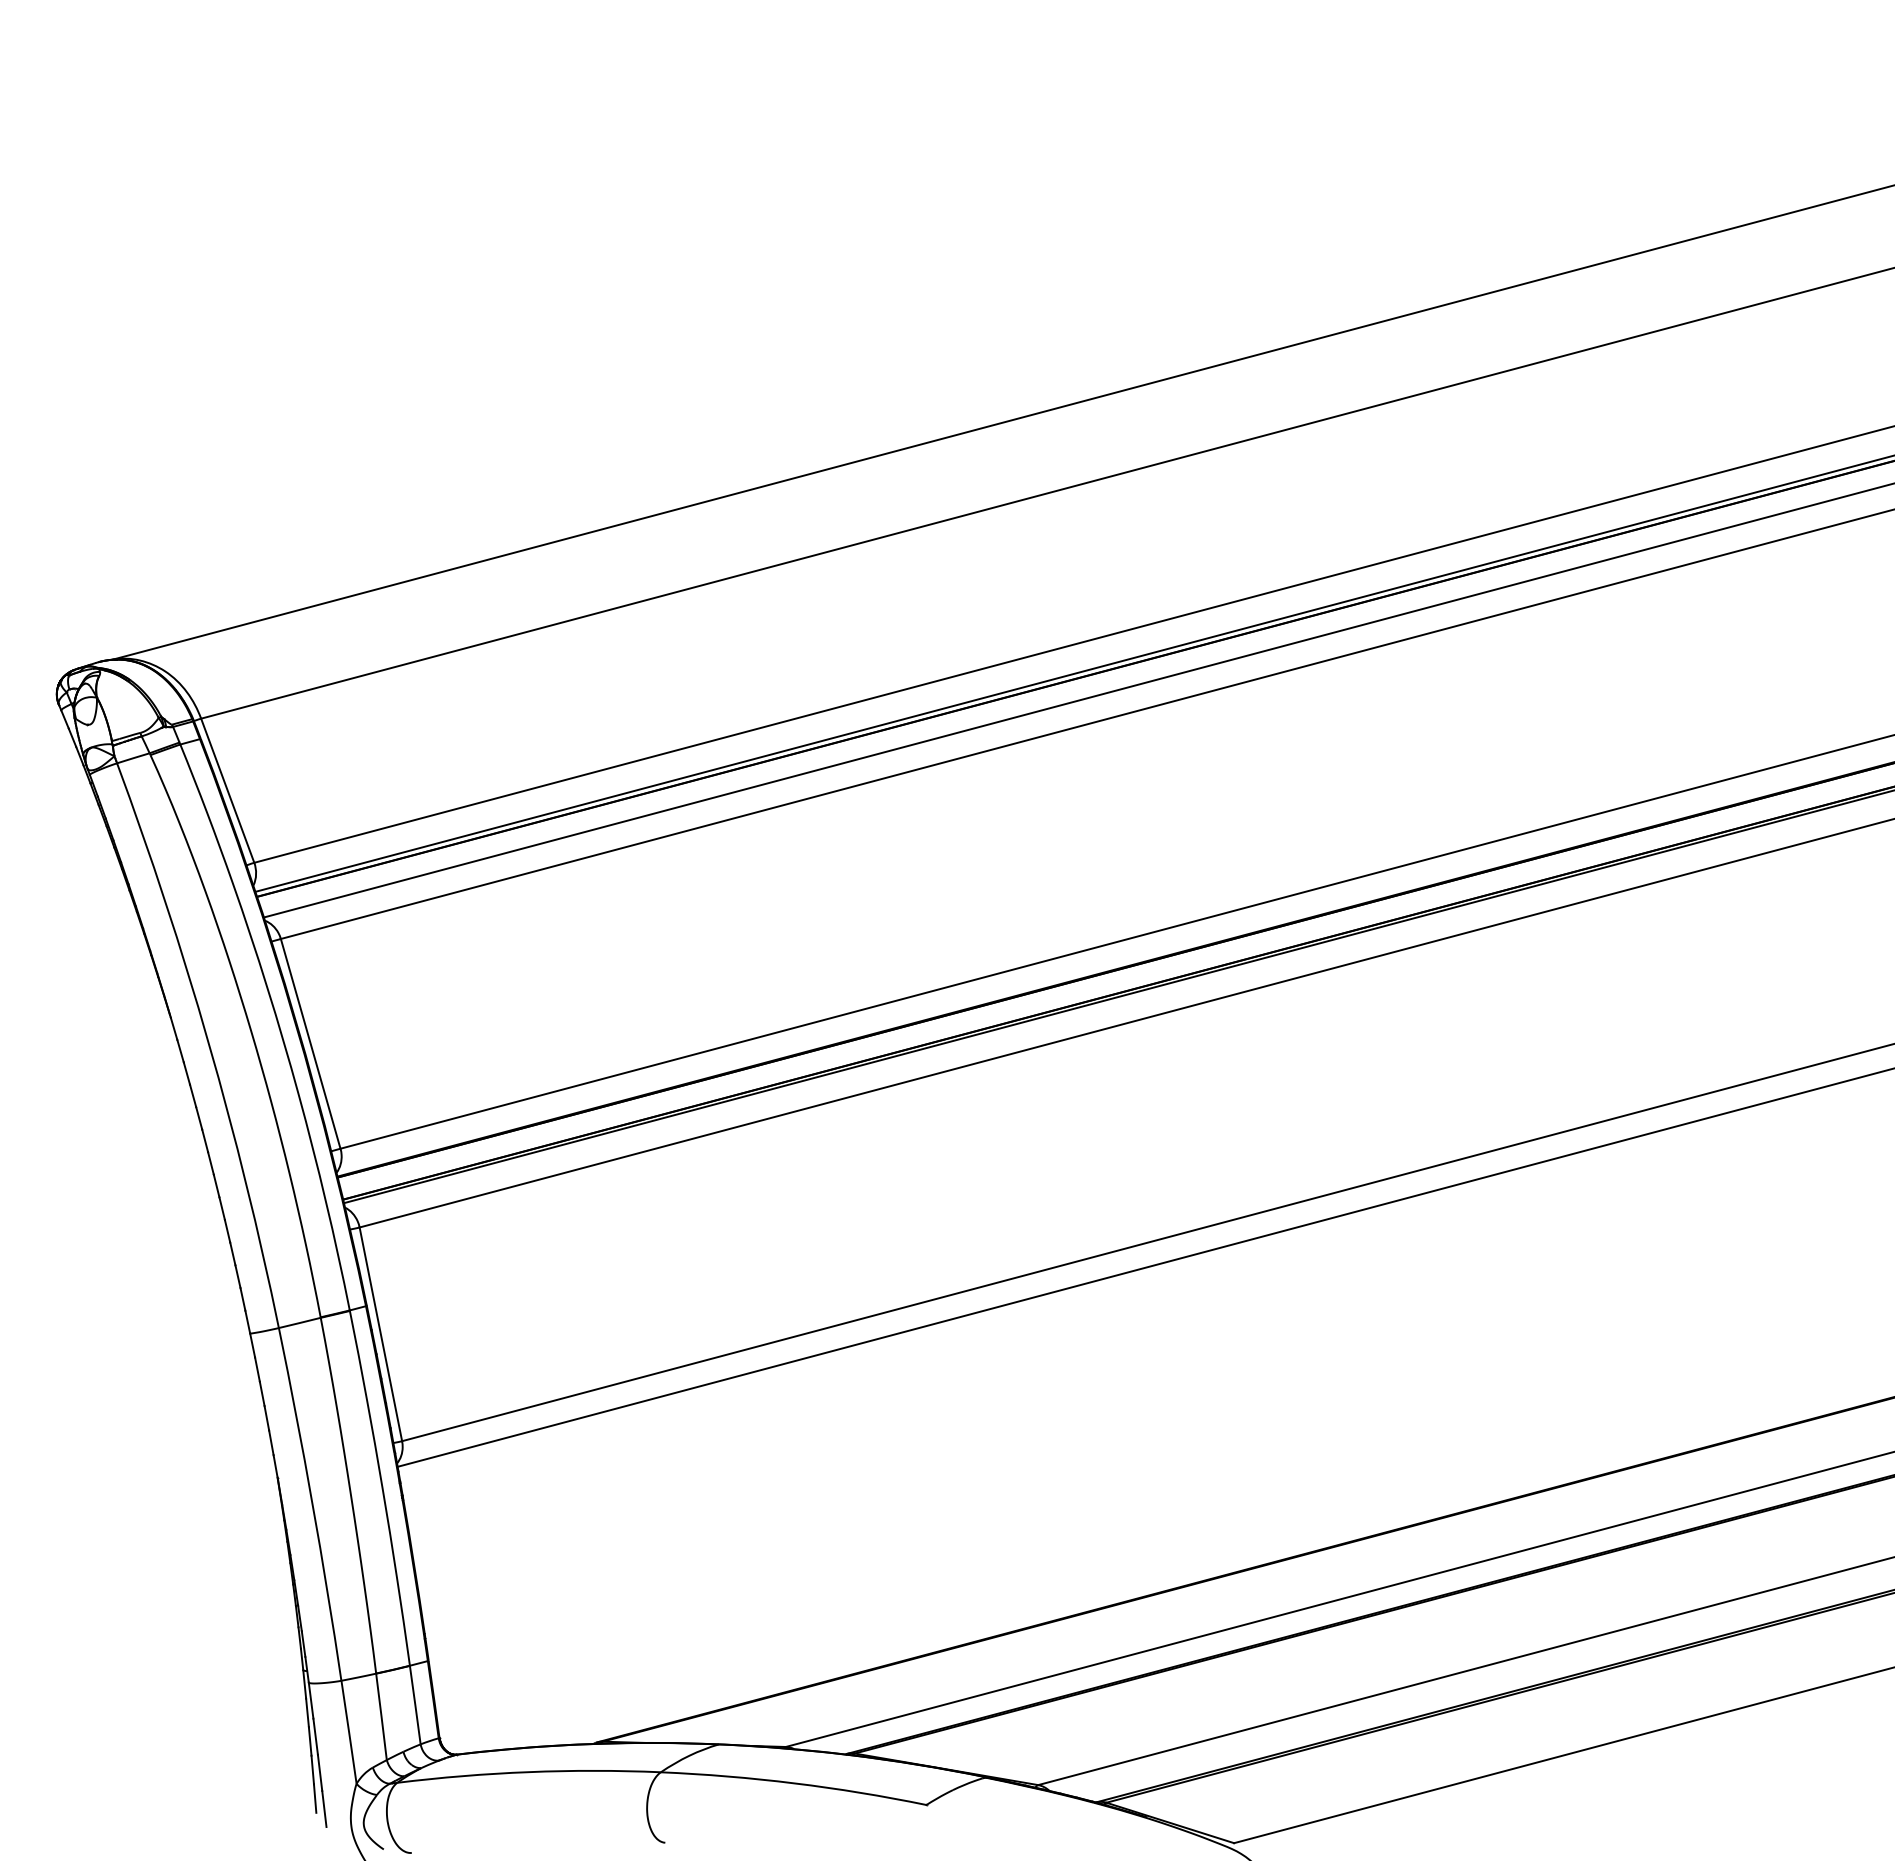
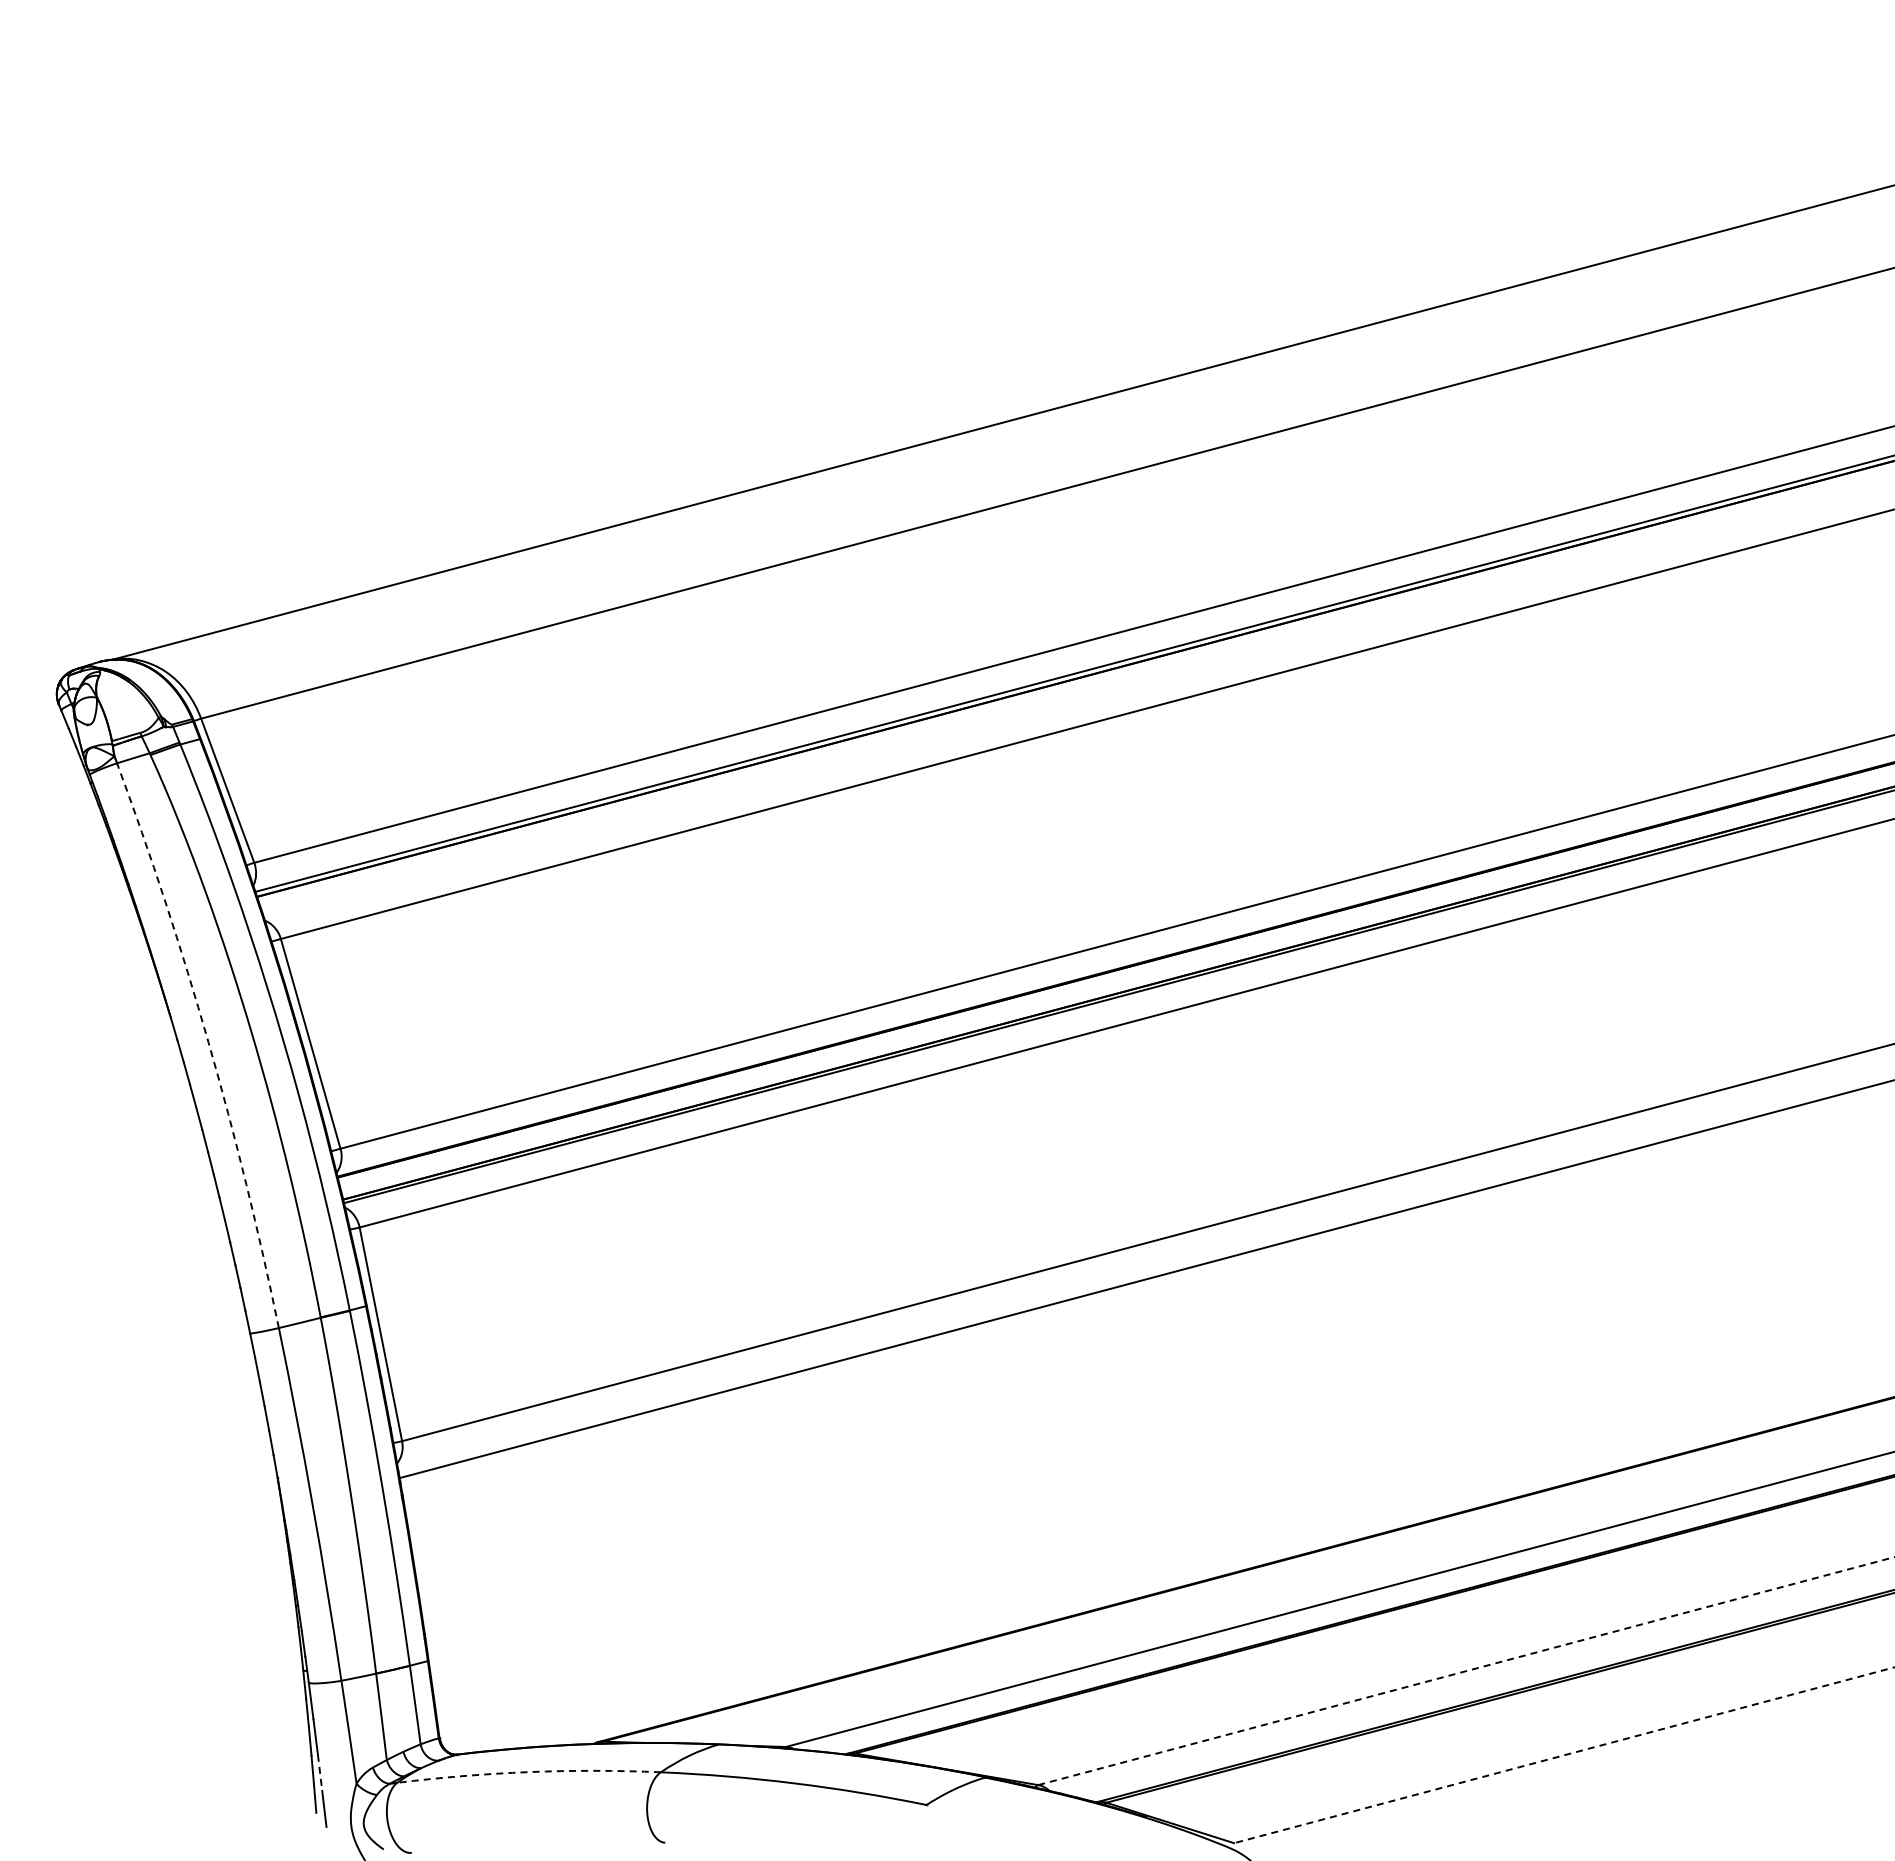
line: present -> none (1077, 700)
arc: solid -> dashed (208, 1042)
line position: (1144, 1267) -> (1145, 1278) (1145, 1278)
line: solid -> dashed (1466, 1671)
line: solid -> dashed (1564, 1755)
arc: solid -> dashed (528, 1772)
line: solid -> dashed (320, 1773)
